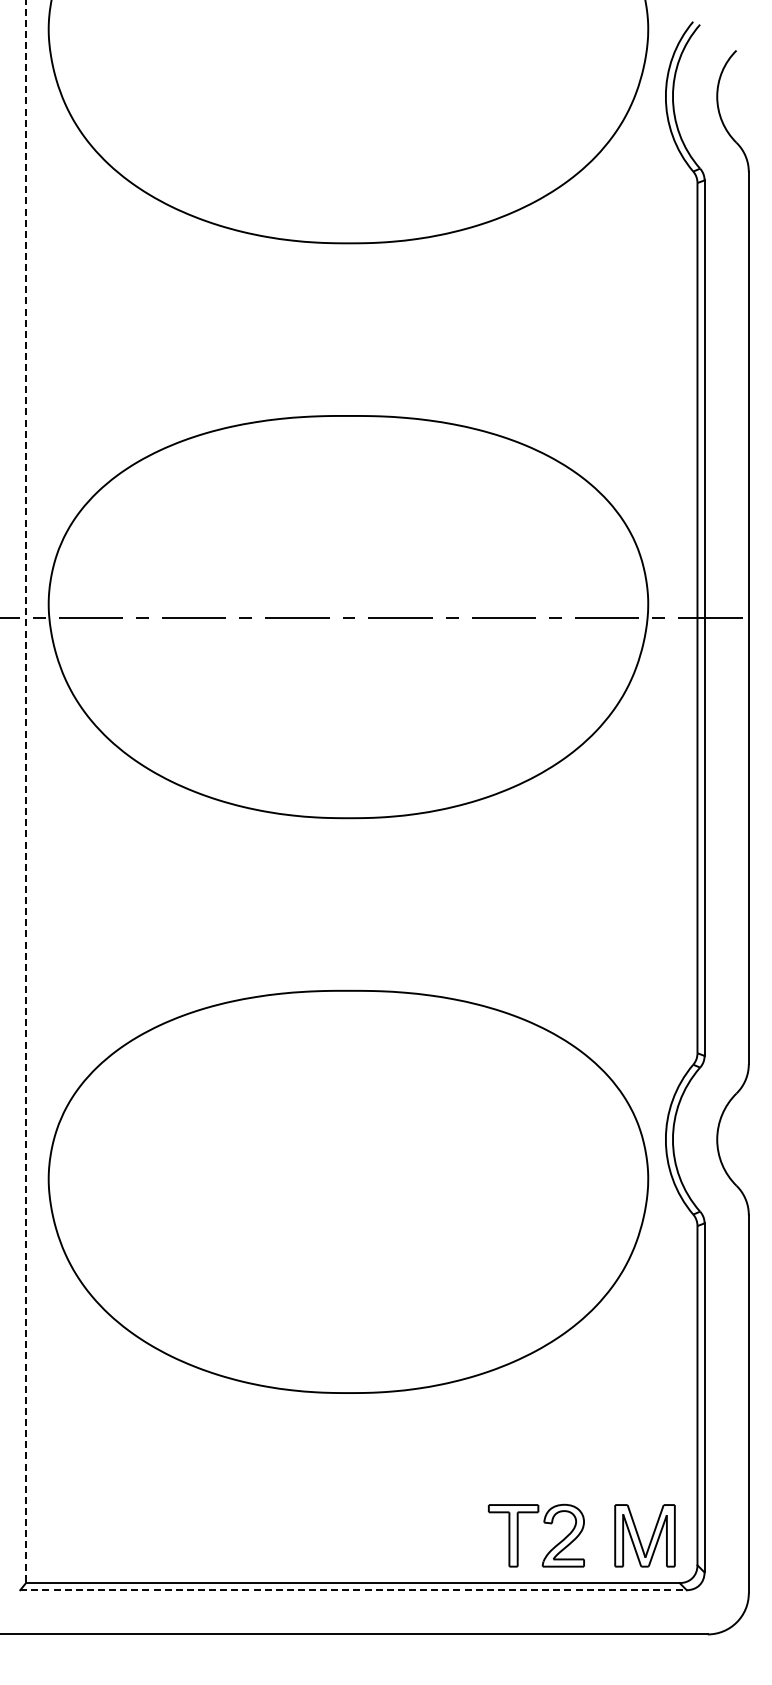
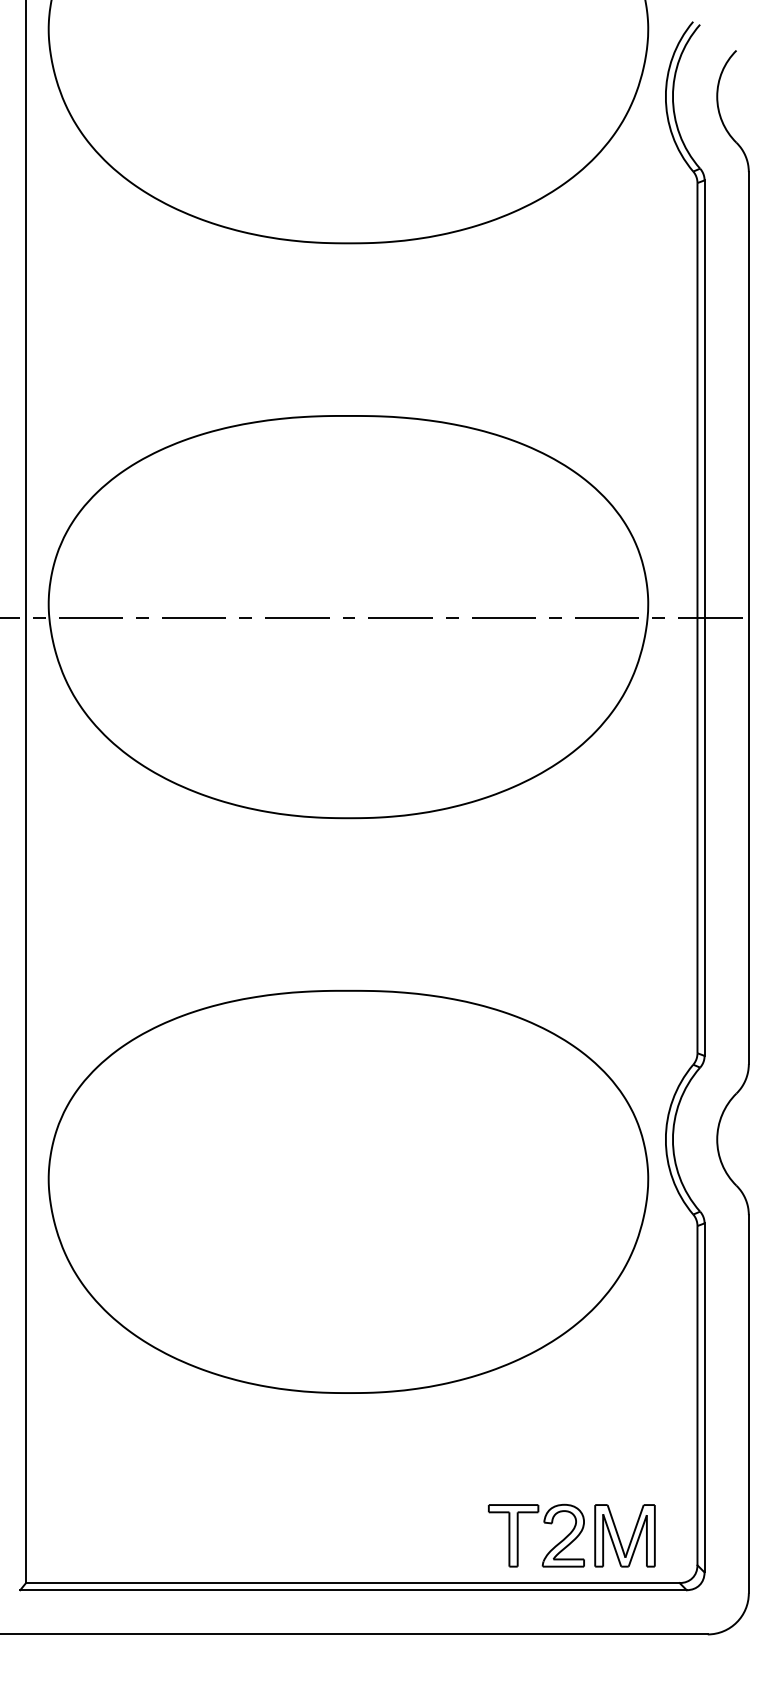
line: dashed -> solid (26, 792)
part position: (644, 1535) -> (624, 1535) (624, 1535)
line: dashed -> solid (354, 1590)
